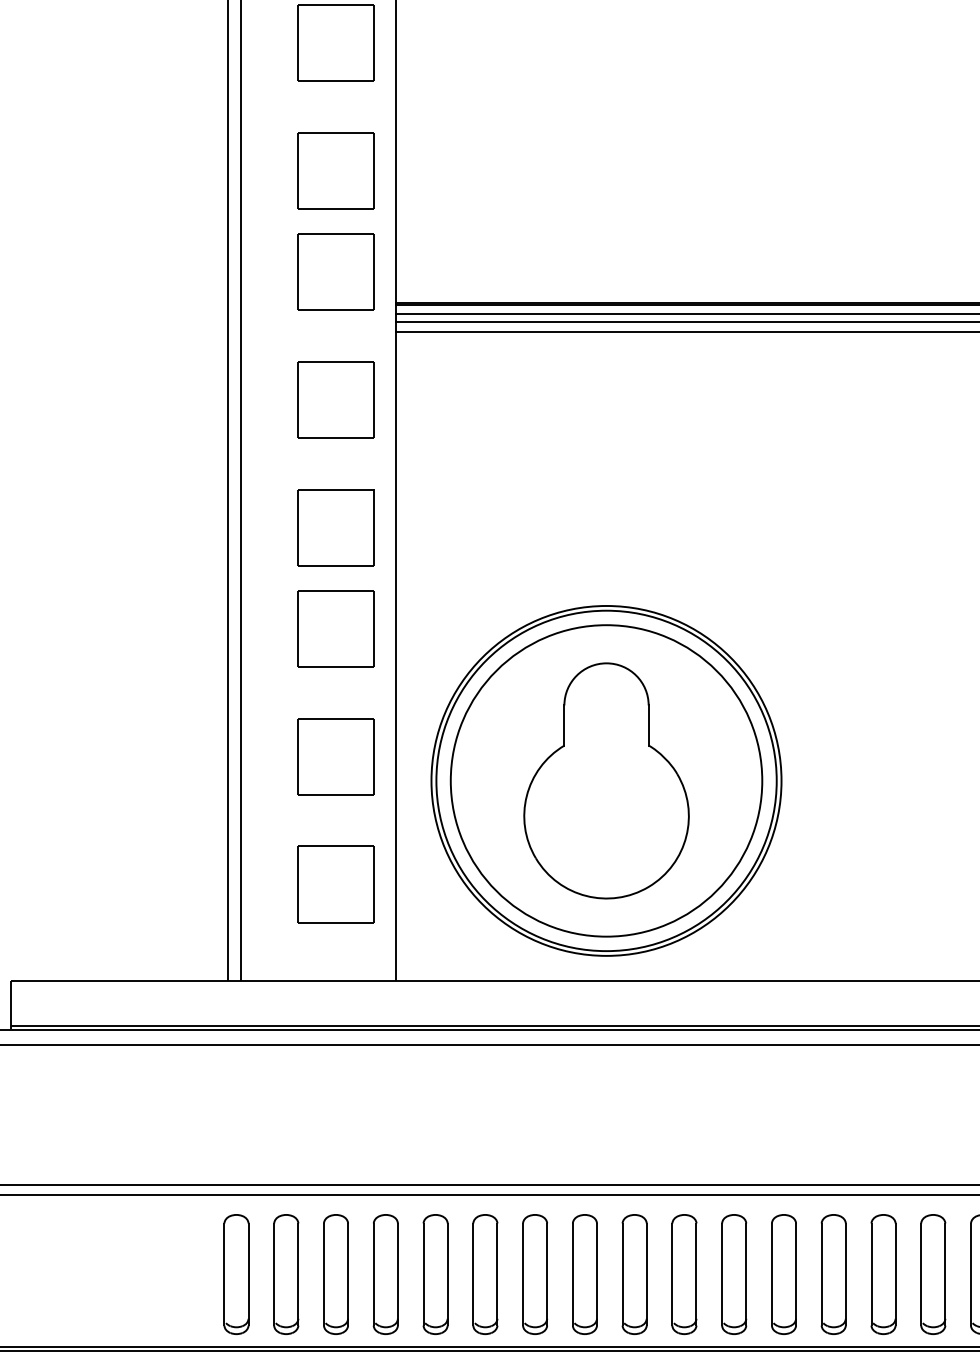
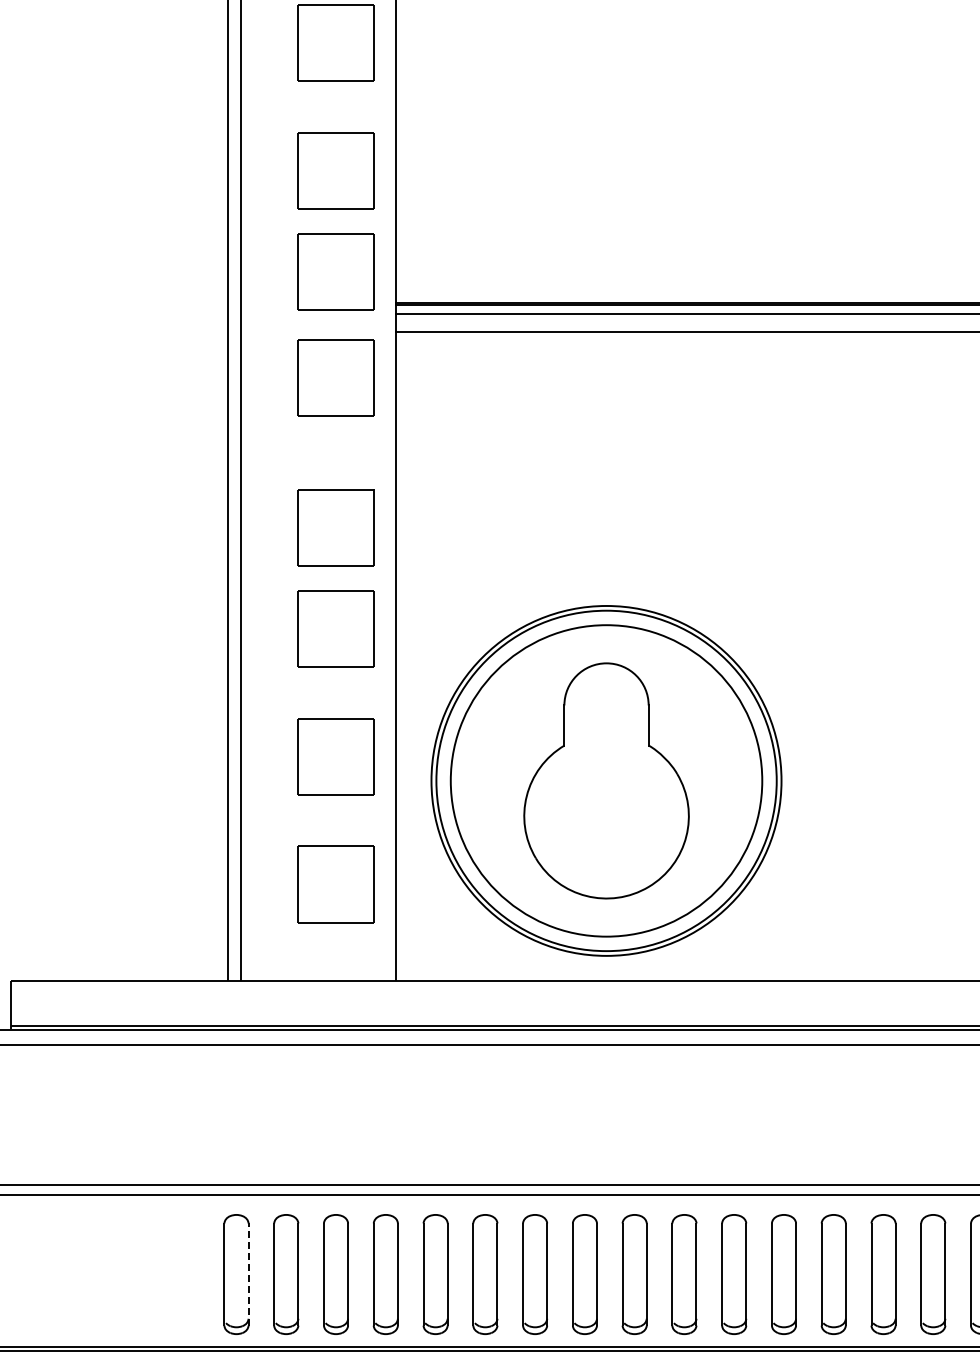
line: present -> none (686, 322)
part position: (335, 399) -> (335, 377) (335, 377)
line: solid -> dashed (248, 1274)
